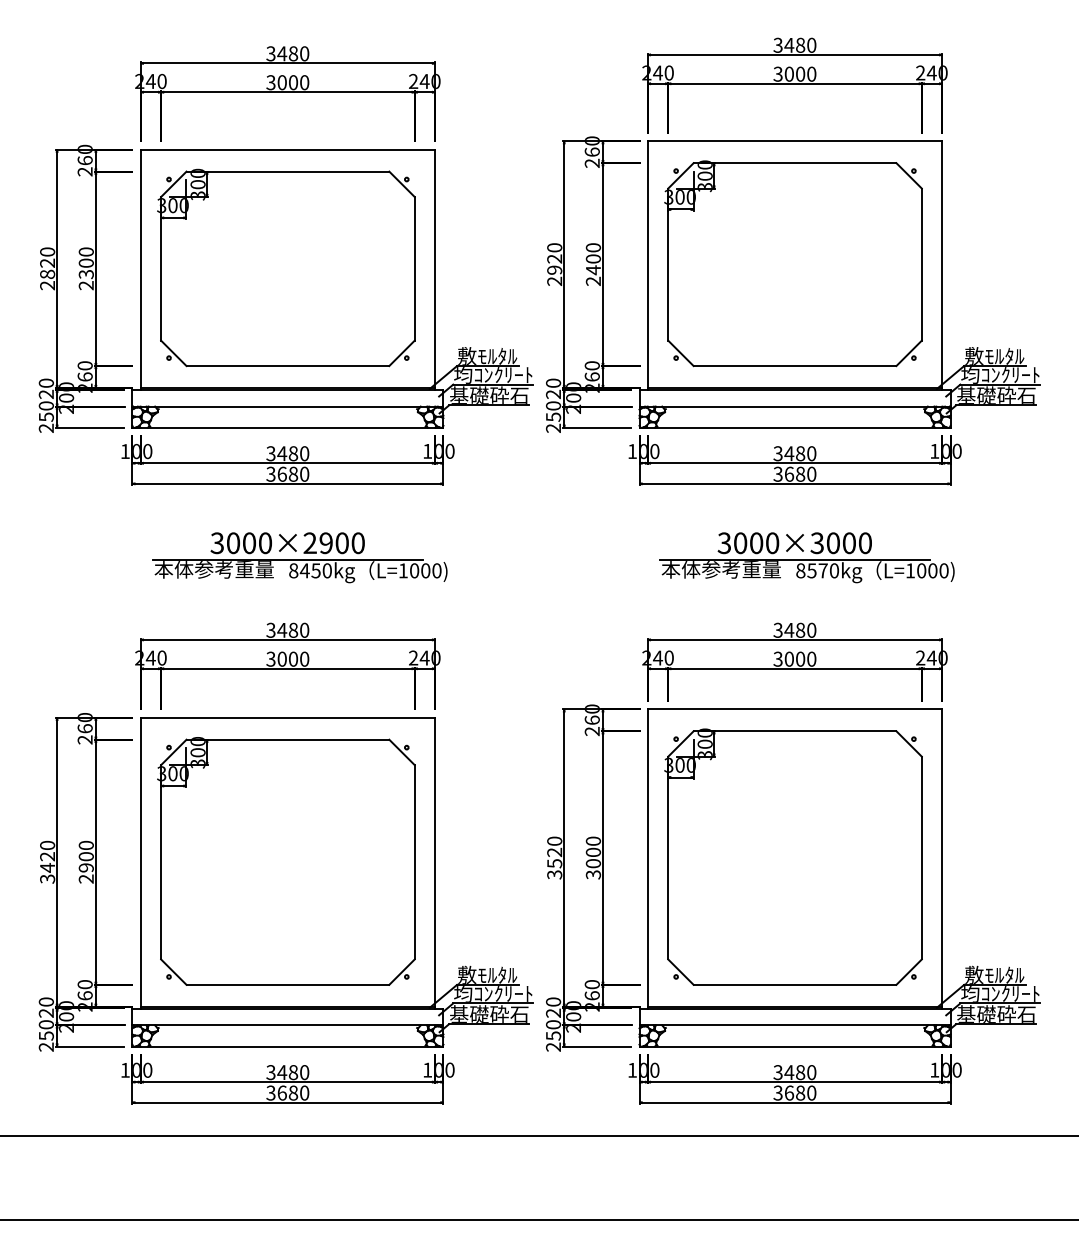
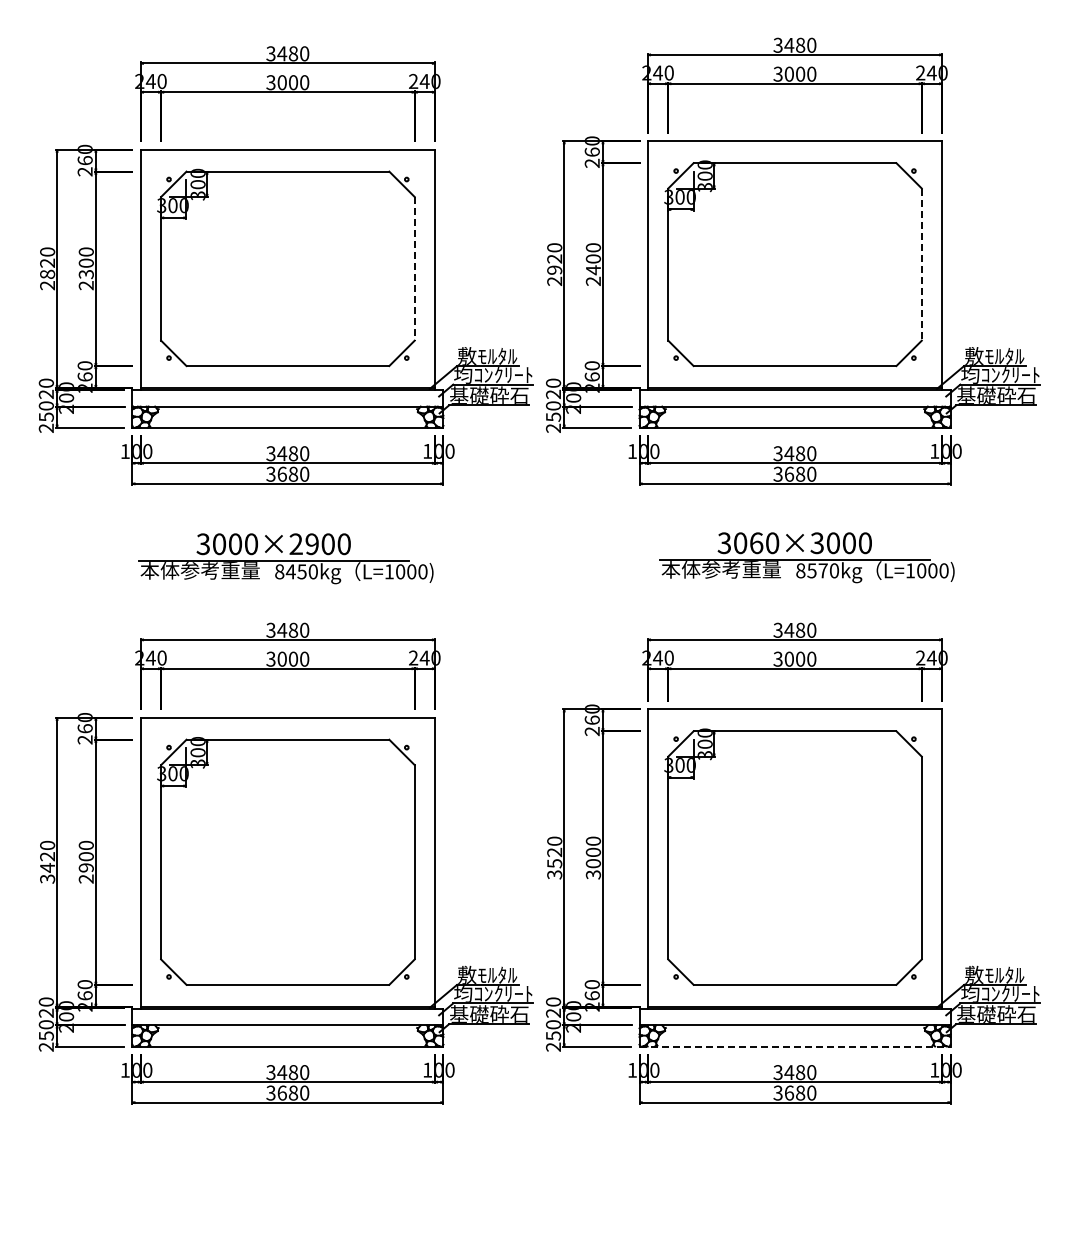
line: solid -> dashed (921, 265)
line: solid -> dashed (414, 268)
text: 3000×3000 -> 3060×3000 (756, 542)
part position: (299, 557) -> (285, 558) (285, 558)
line: solid -> dashed (795, 1046)
line: present -> none (538, 1135)
line: present -> none (538, 1220)
